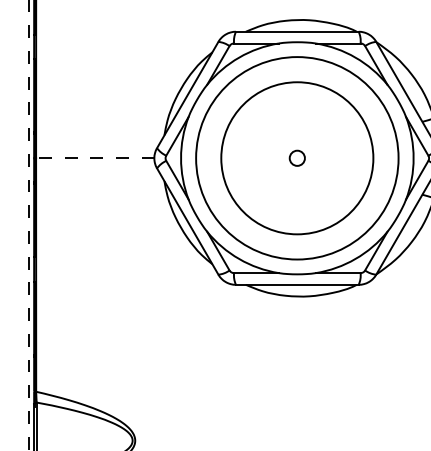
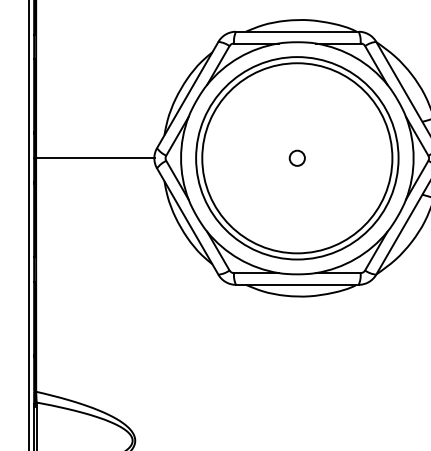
line: dashed -> solid (94, 158)
circle diameter: 152 px -> 190 px (297, 158)
line: dashed -> solid (29, 225)
